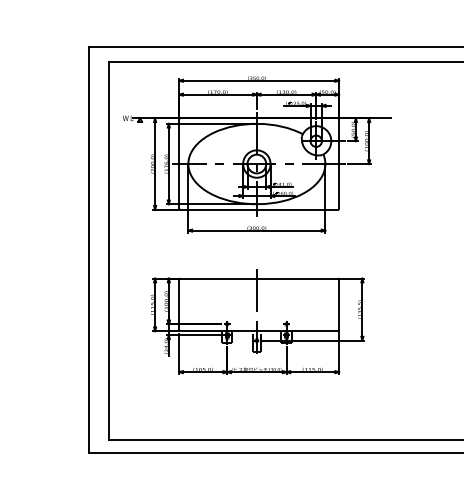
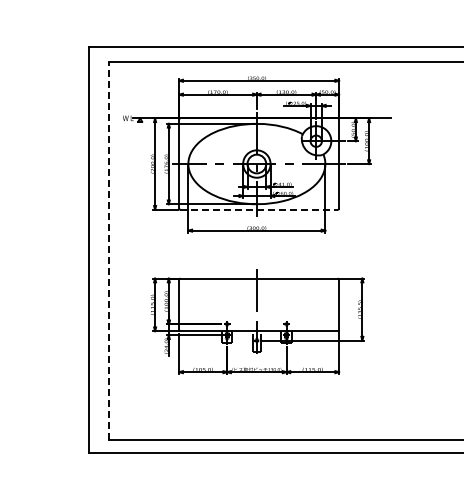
line: solid -> dashed (259, 209)
line: solid -> dashed (109, 250)
